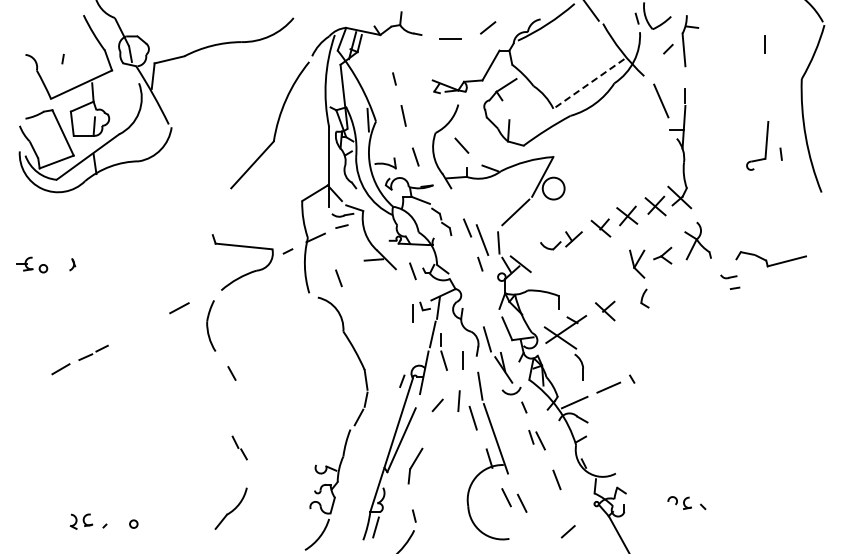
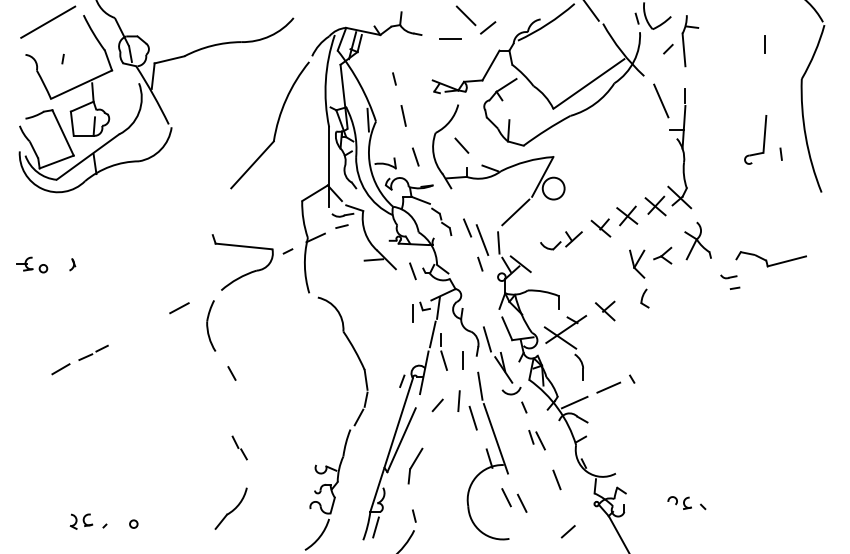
line: none -> present (465, 15)
line: none -> present (48, 21)
line: dashed -> solid (588, 84)
part position: (765, 145) -> (763, 139) (763, 139)
line: present -> none (338, 278)
